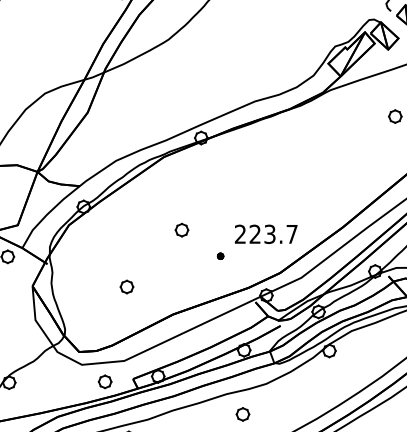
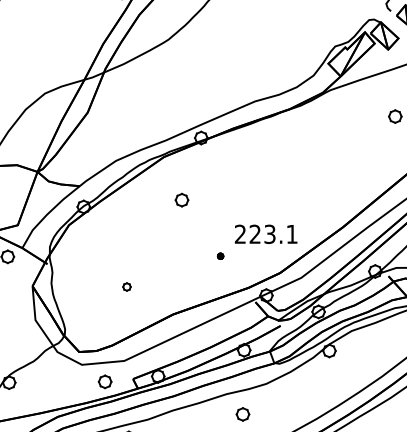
part position: (181, 229) -> (181, 199) (181, 199)
text: 223.7 -> 223.1 (291, 234)
part size: 16x16 px -> 10x10 px (126, 286)
